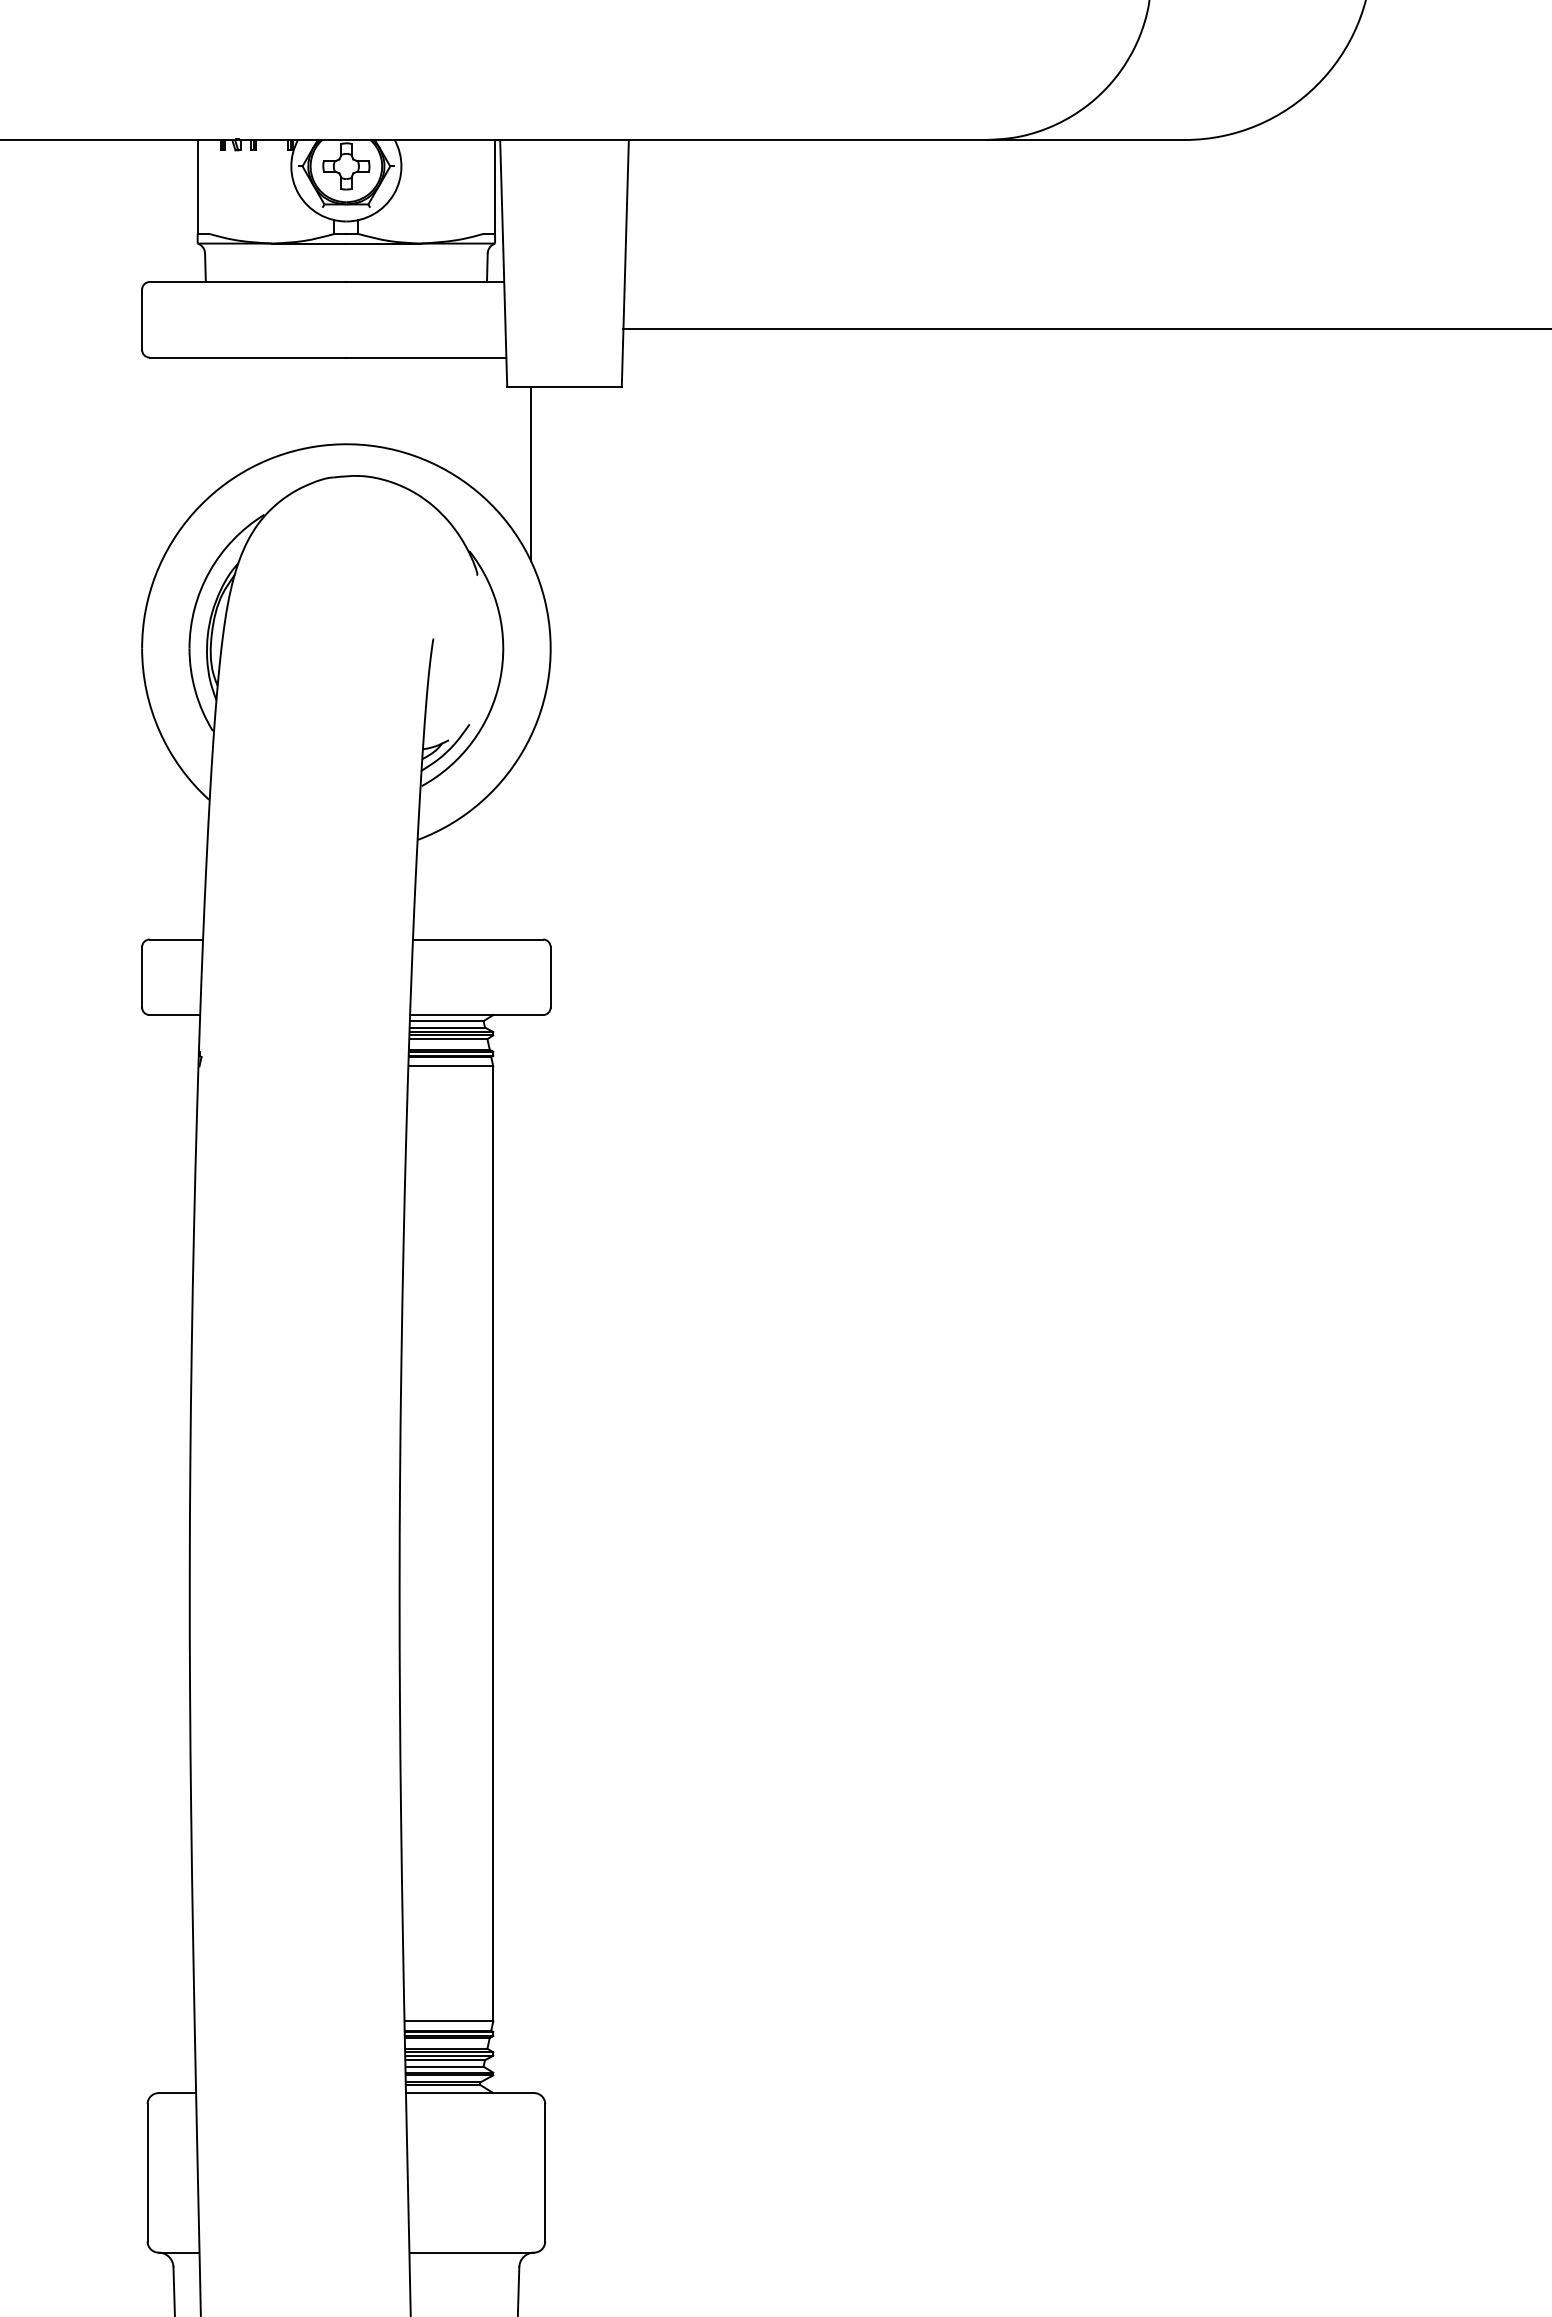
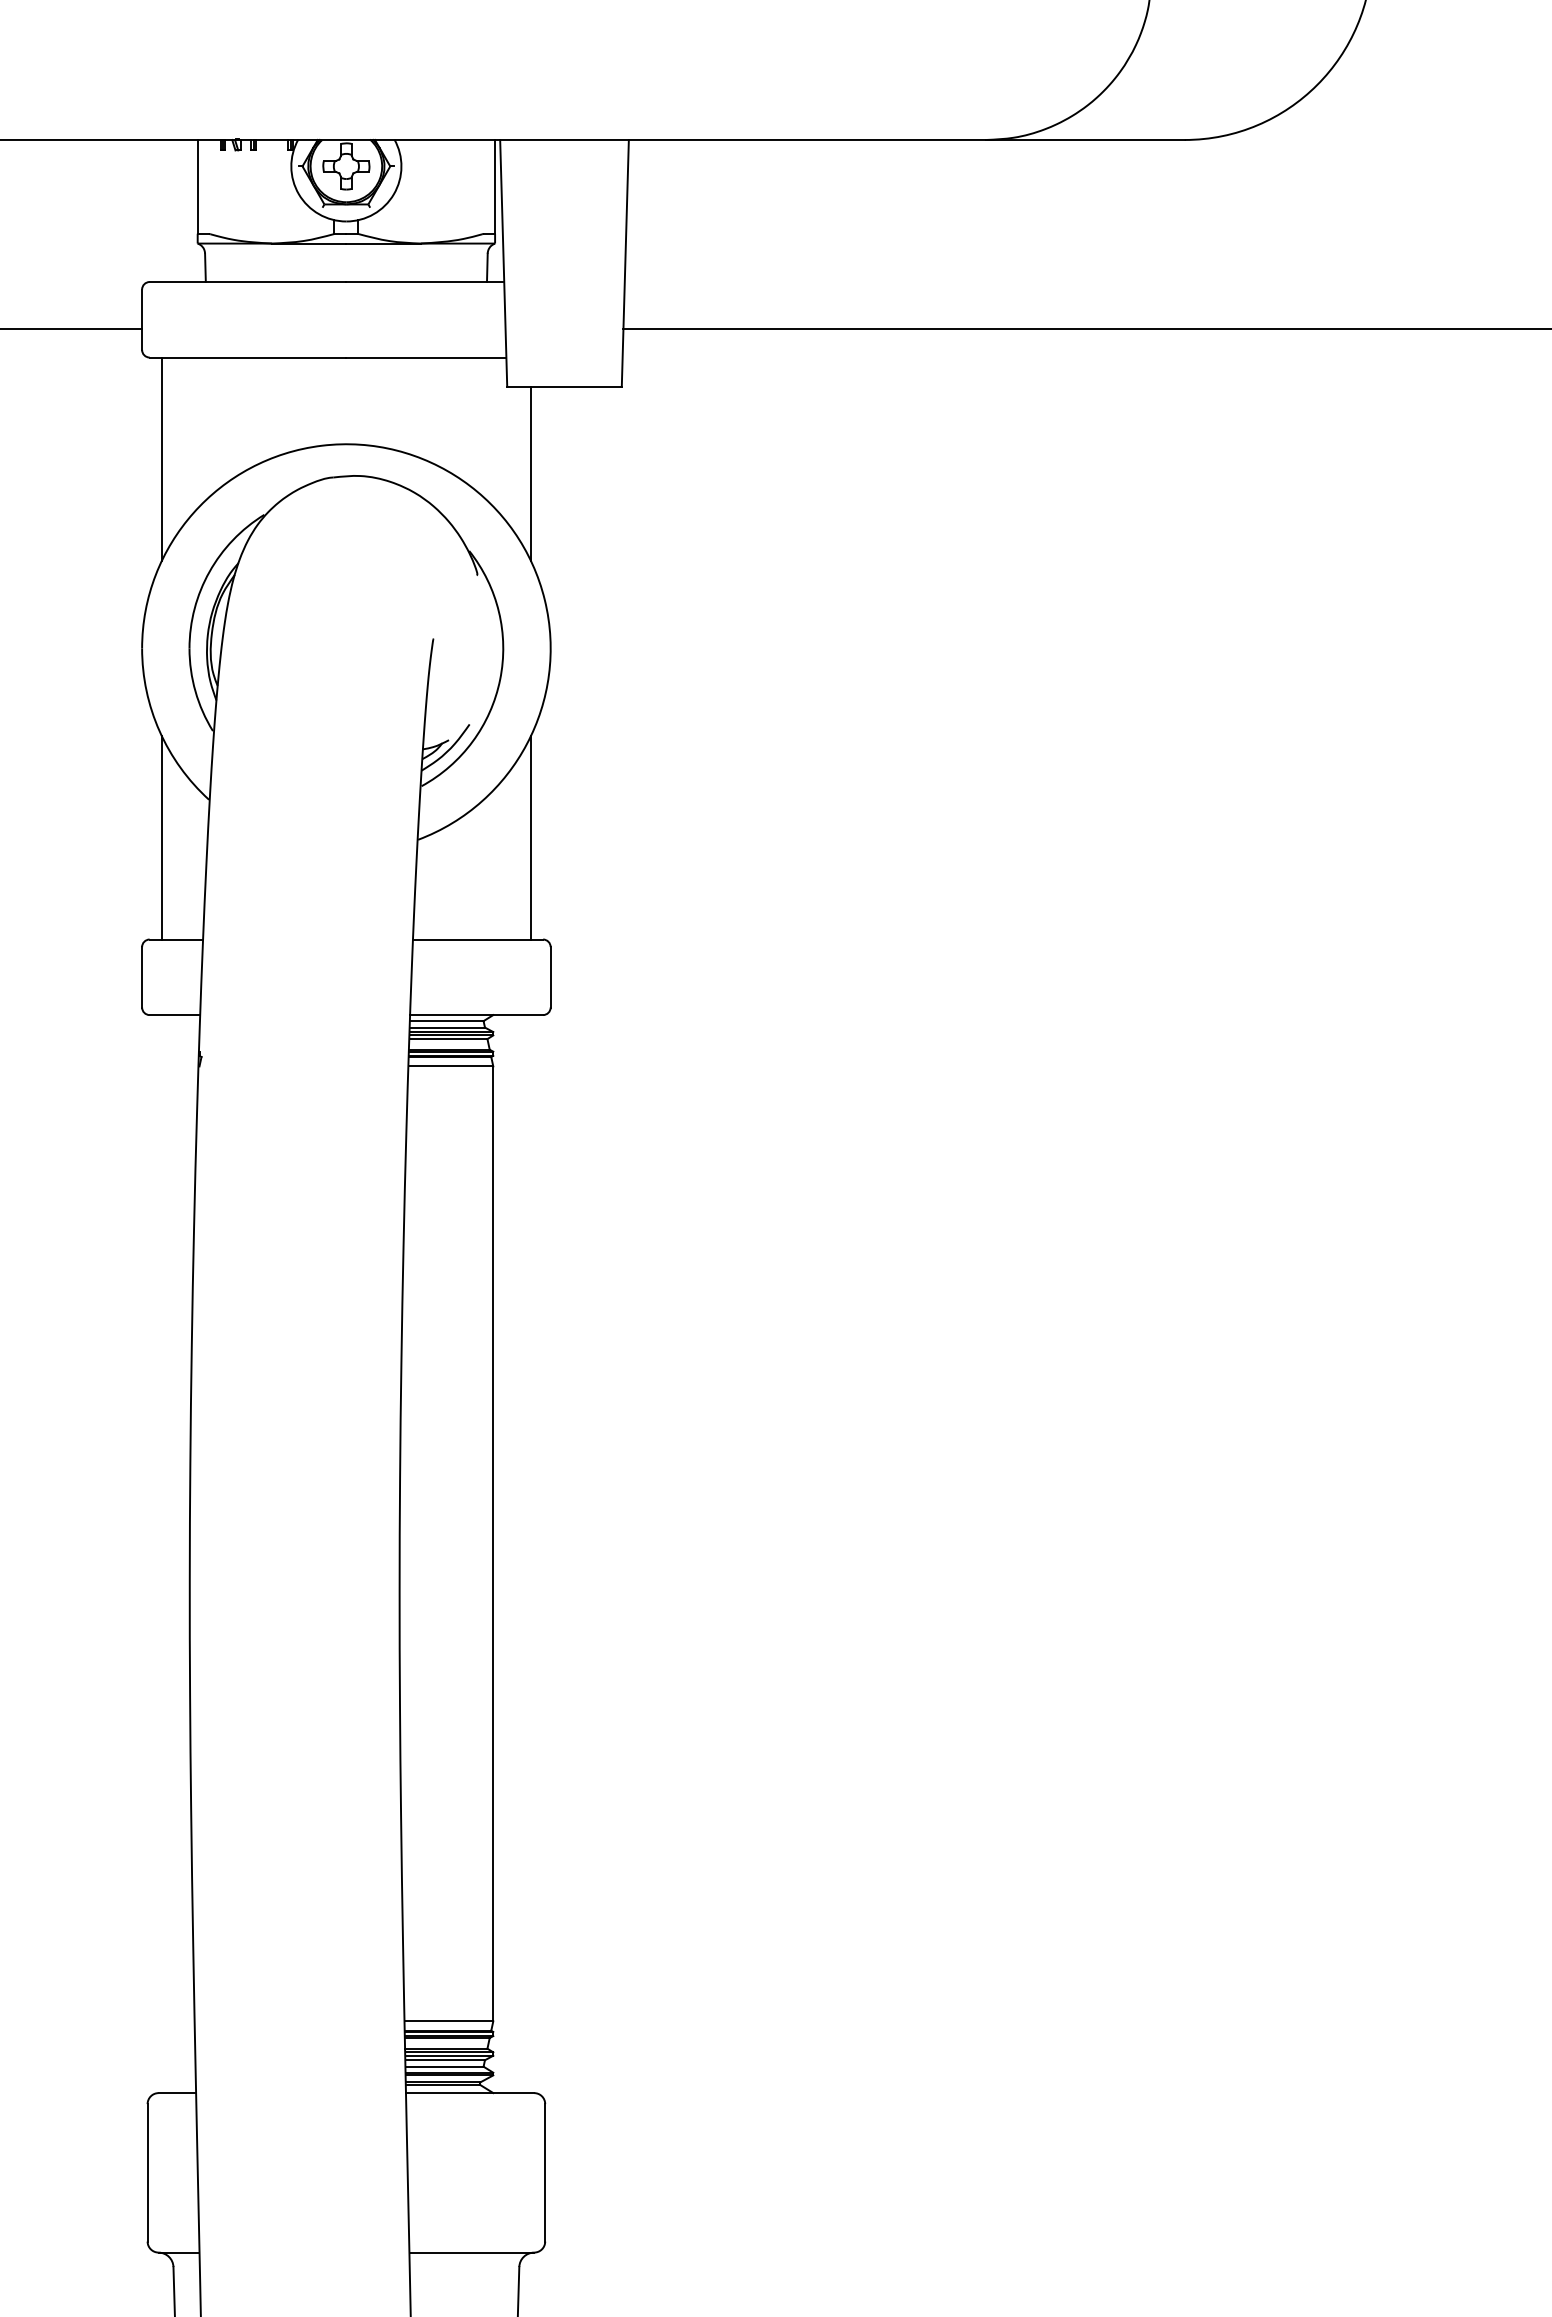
line: none -> present (72, 329)
line: none -> present (161, 459)
line: none -> present (161, 837)
line: none -> present (531, 837)
